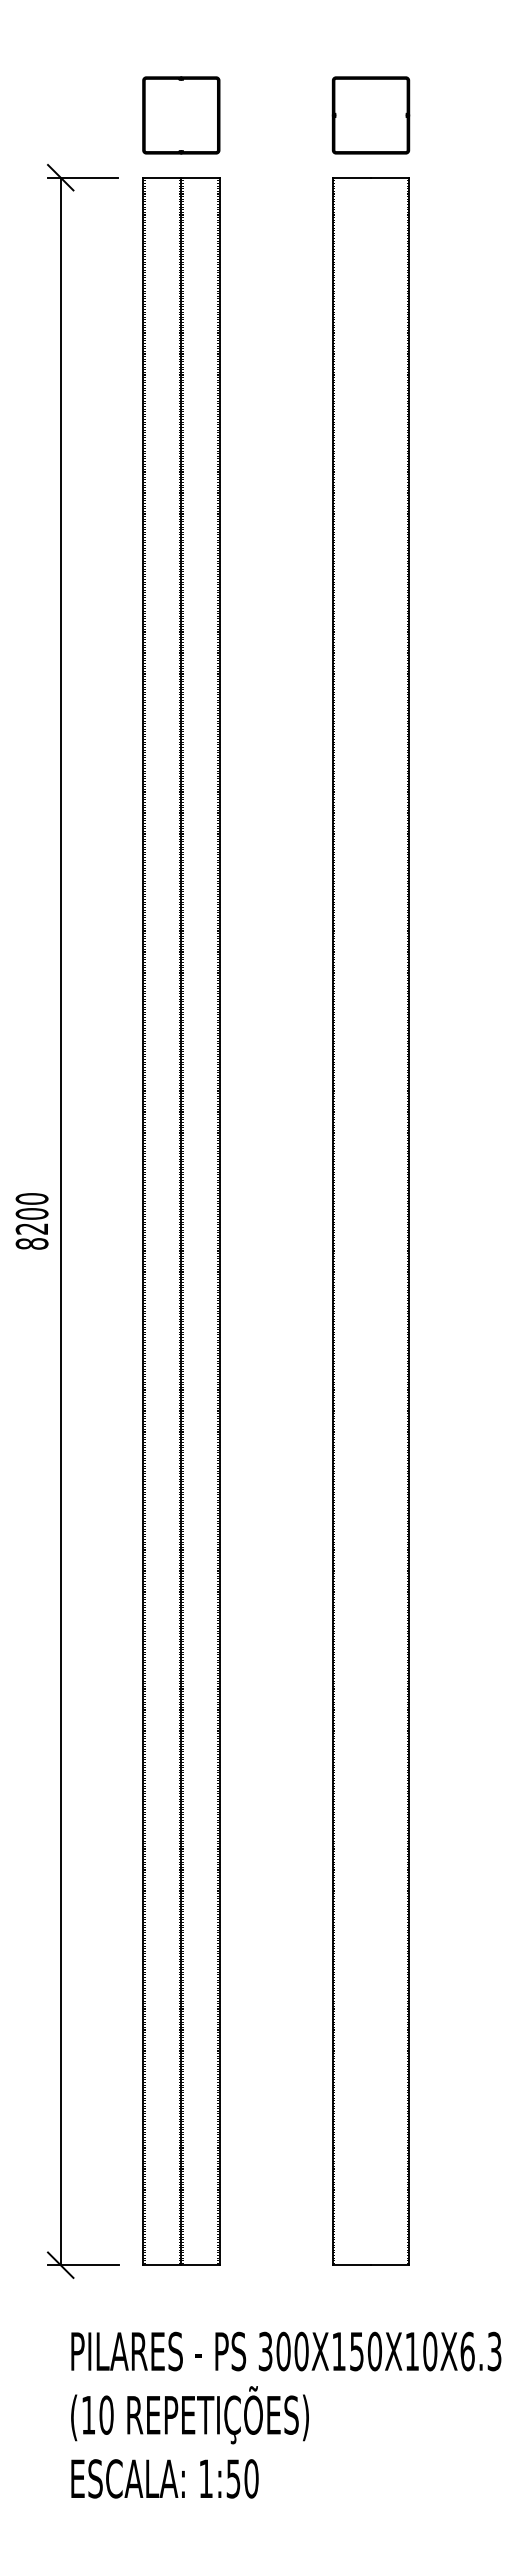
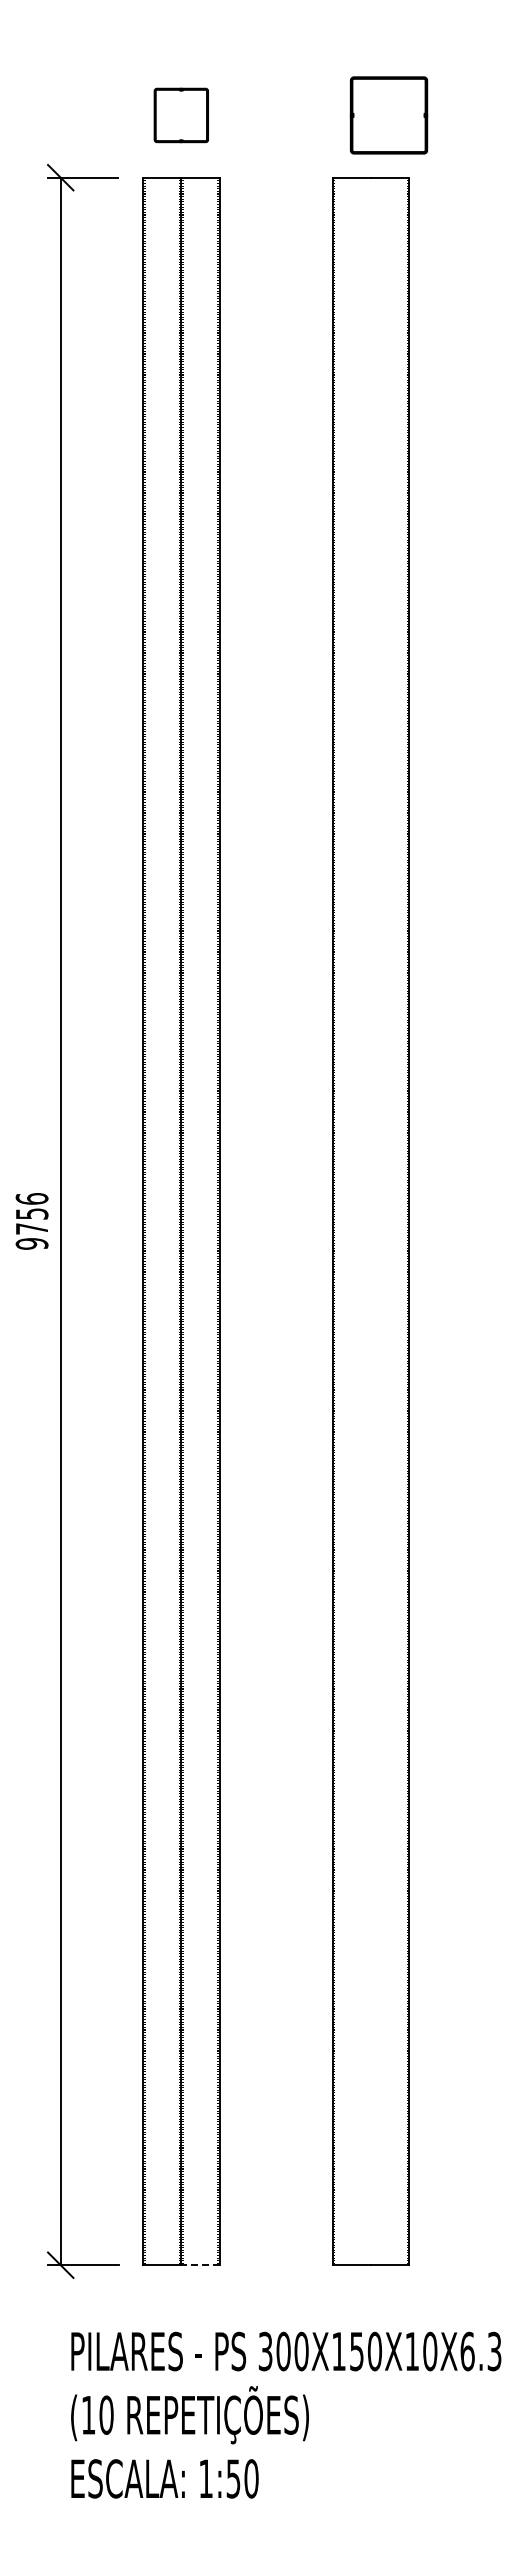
part size: 79x79 px -> 56x57 px (180, 115)
part position: (370, 115) -> (388, 115) (388, 115)
text: 8200 -> 9756 (31, 1221)
line: solid -> dashed (199, 2265)
